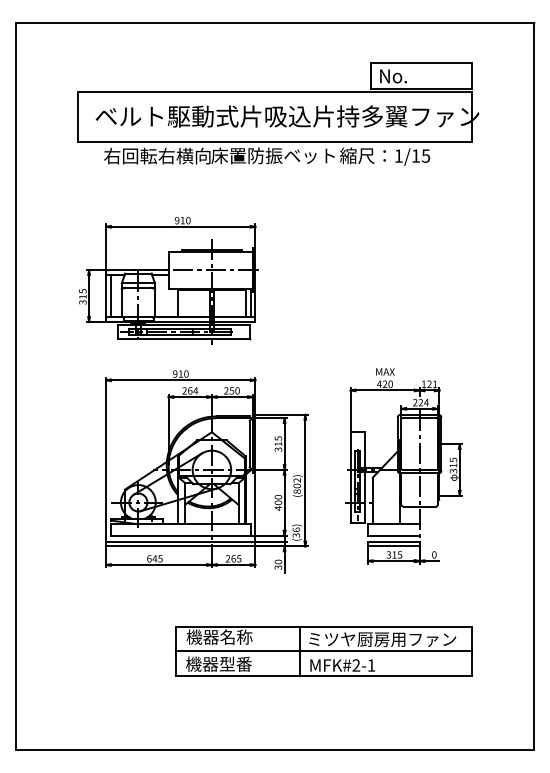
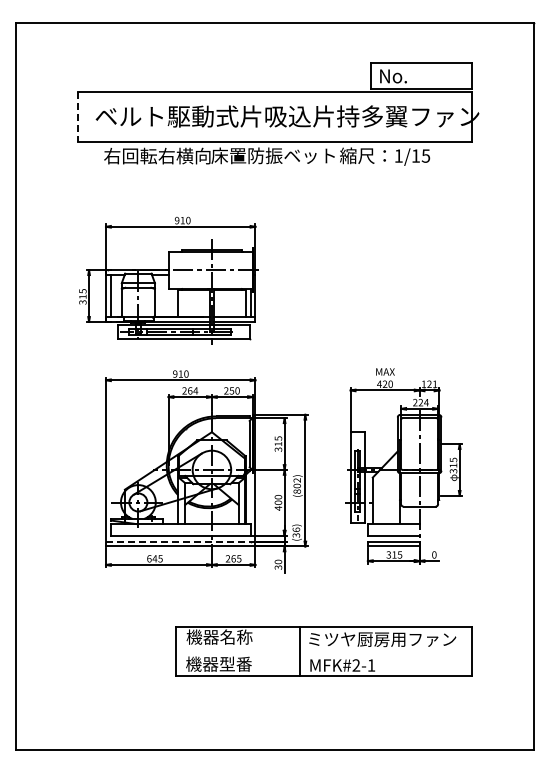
line: solid -> dashed (77, 116)
line: solid -> dashed (180, 541)
line: present -> none (324, 651)
